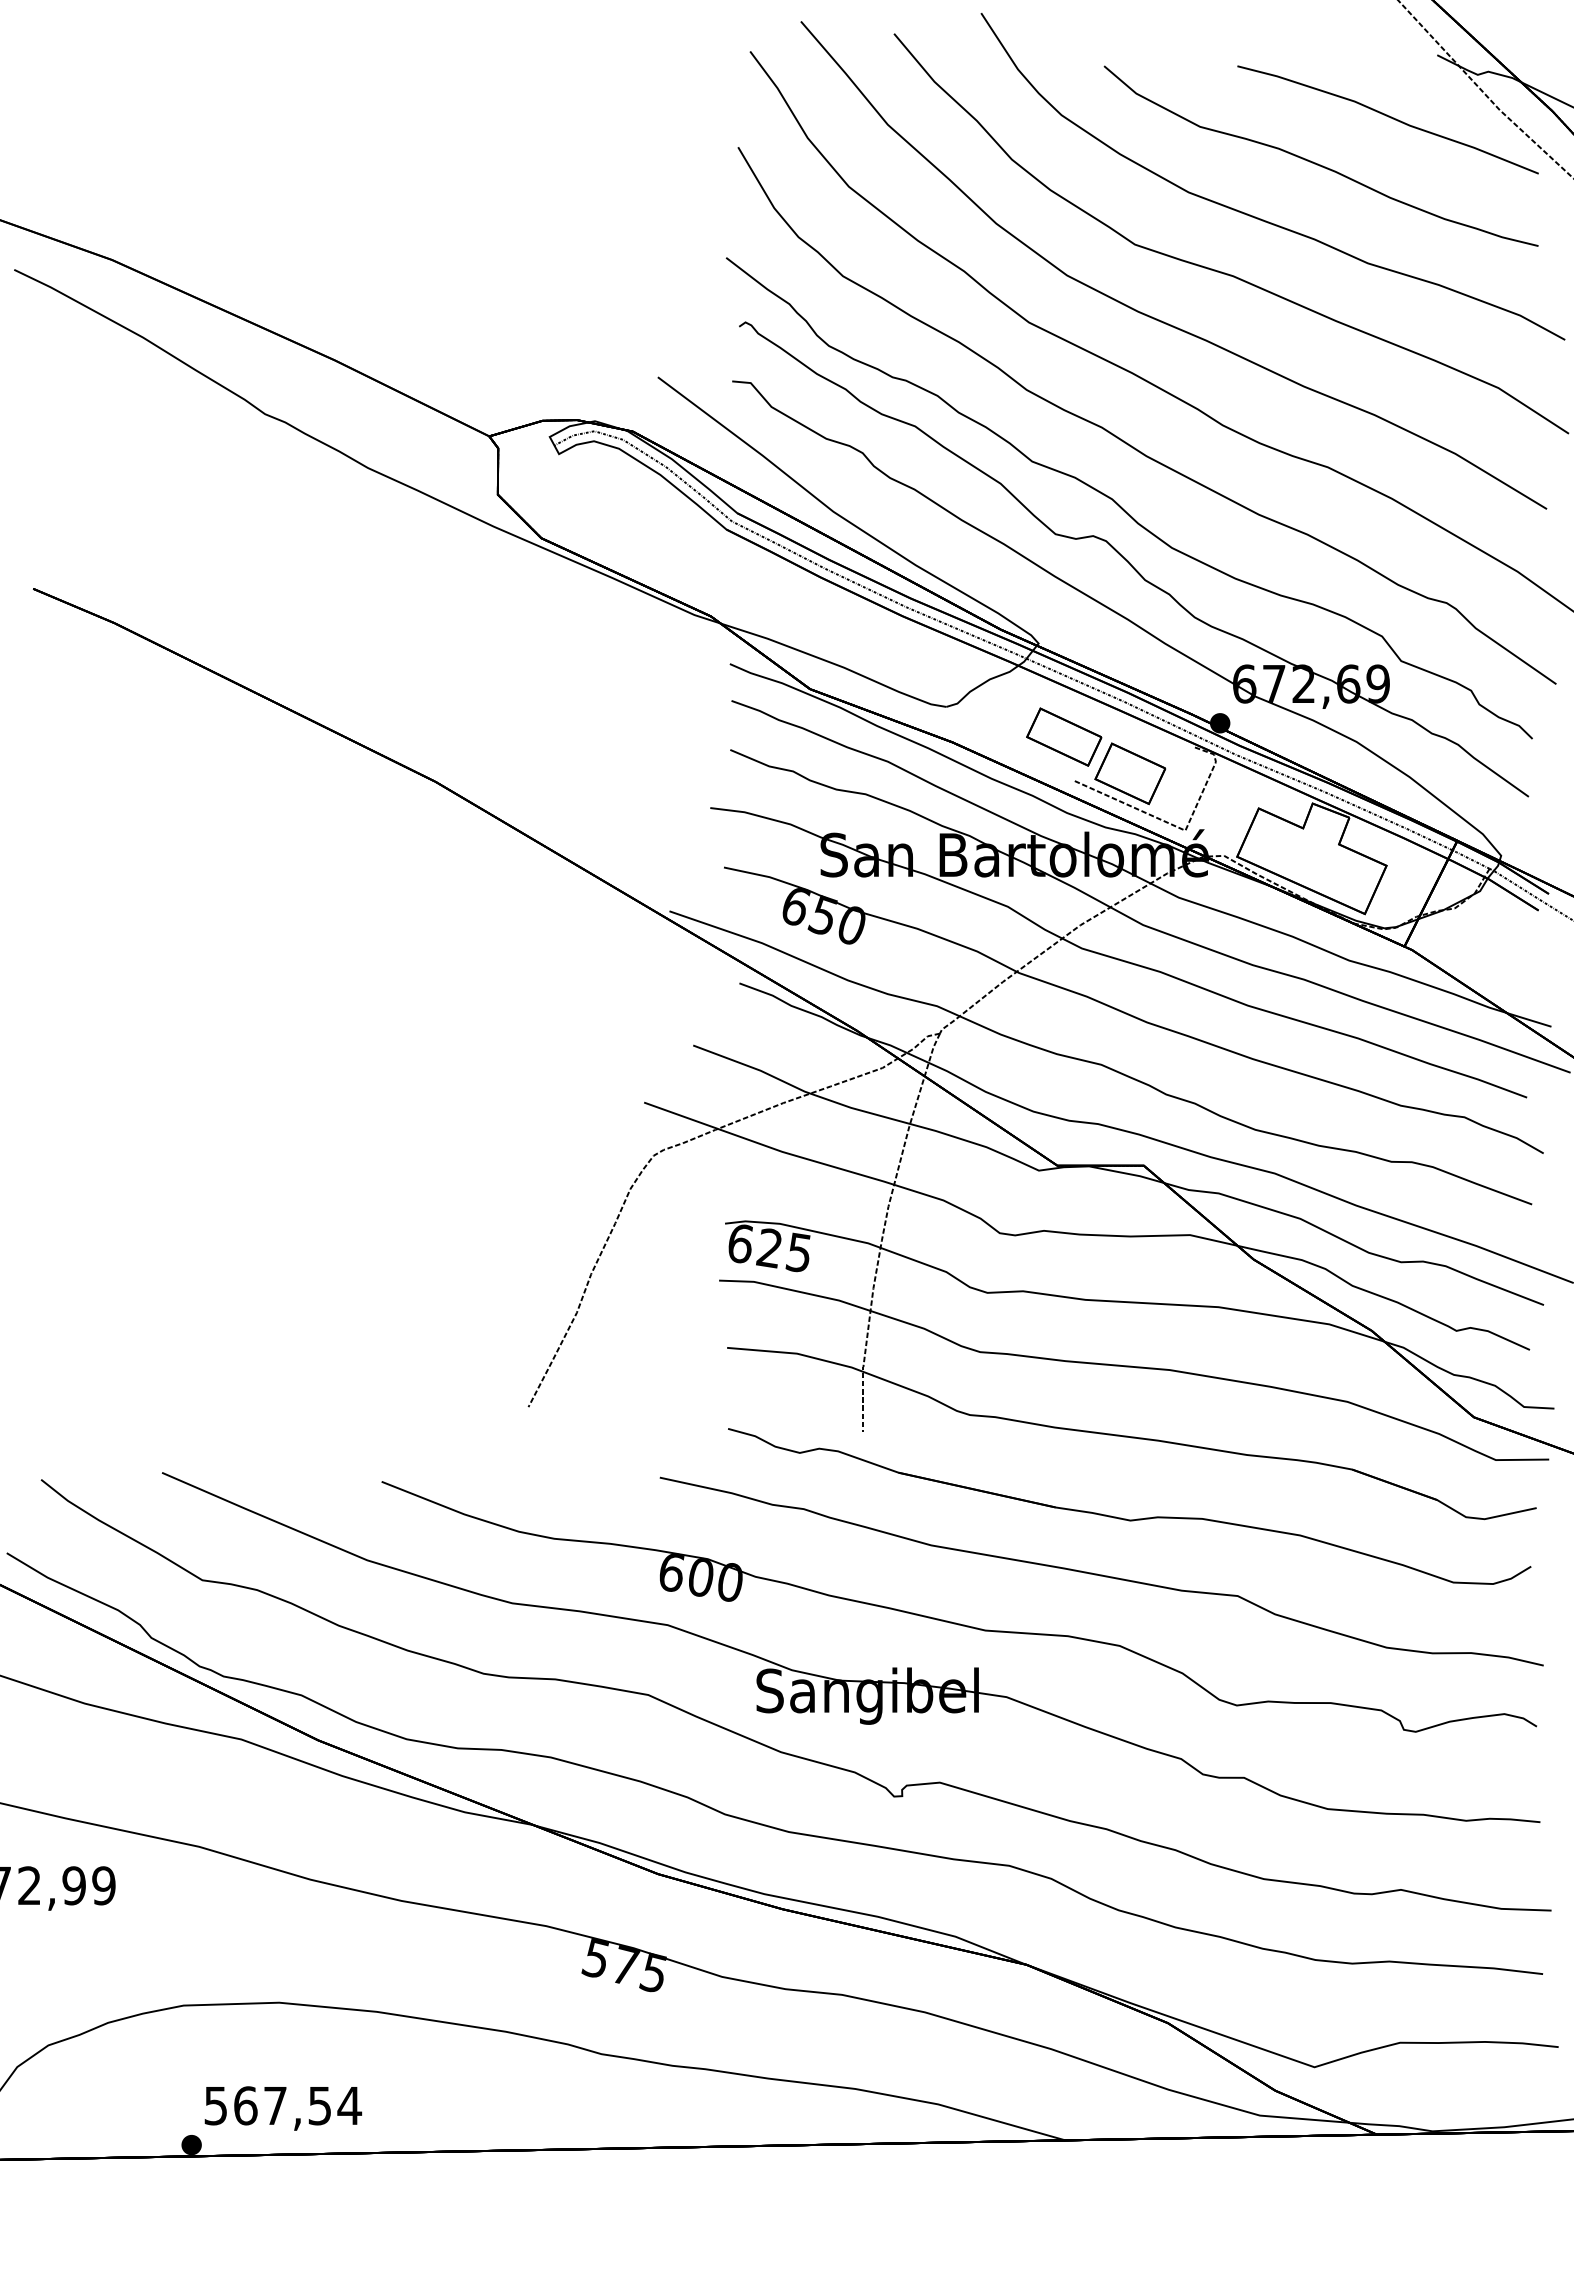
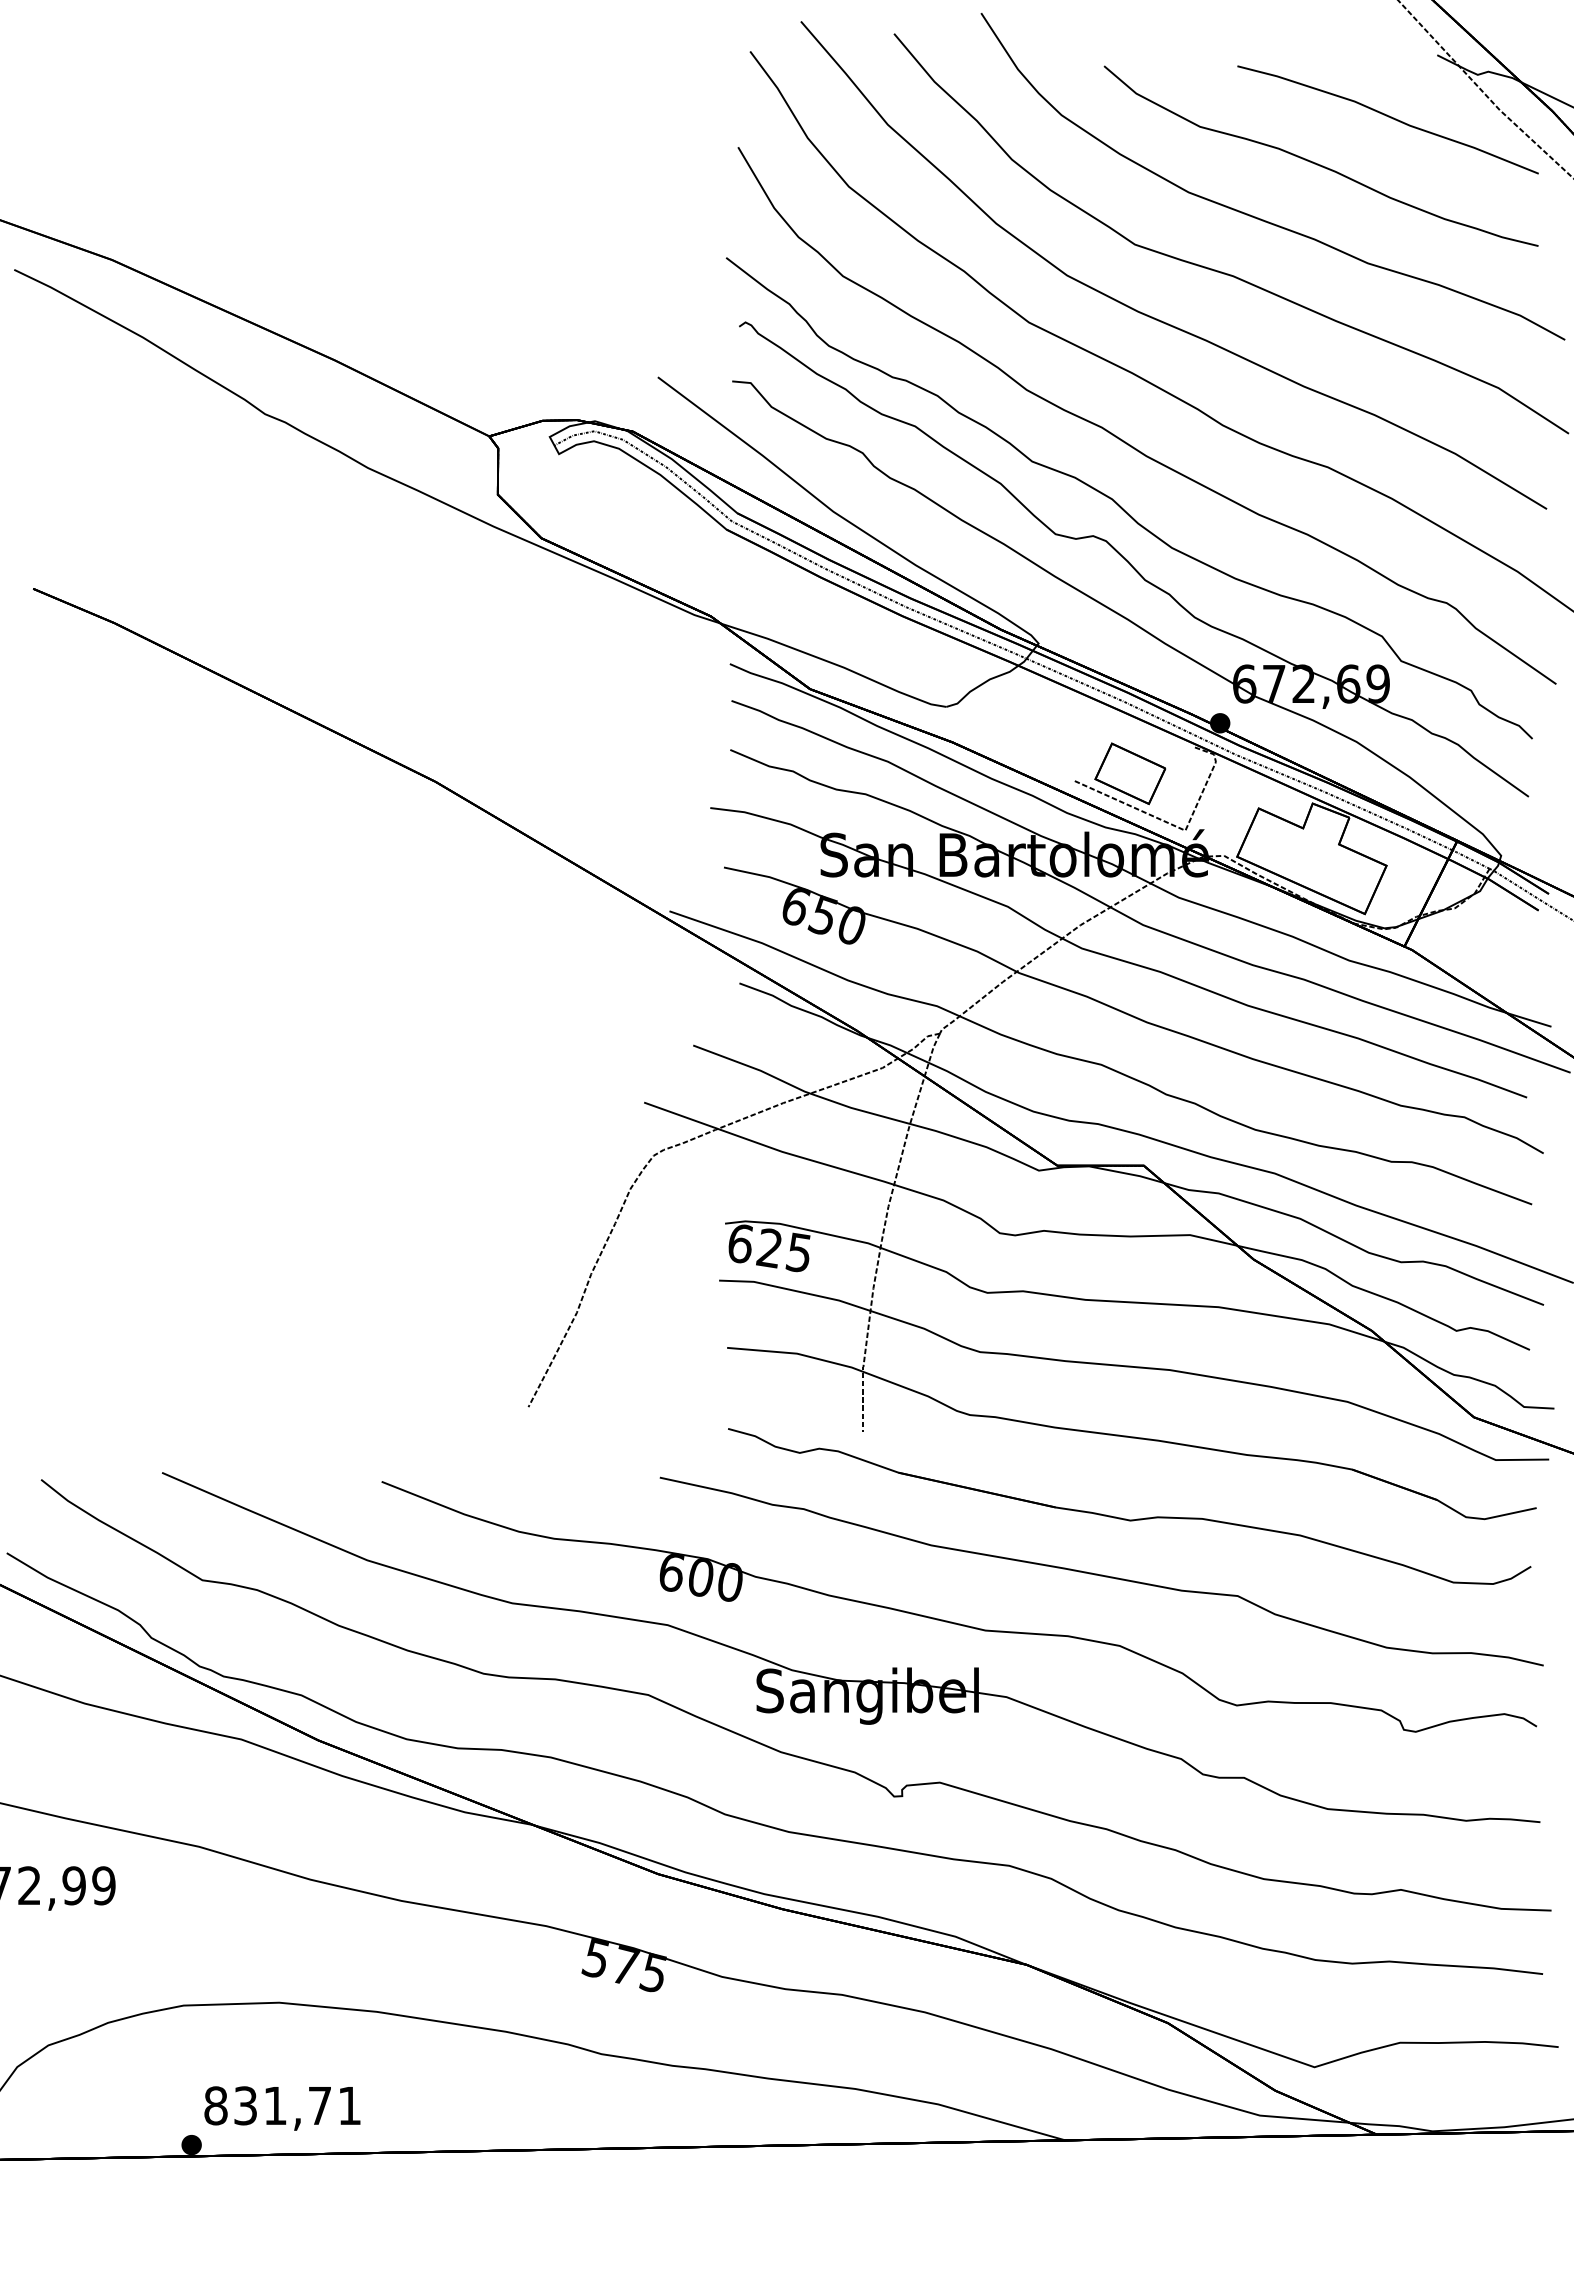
part: present -> none (1064, 736)
text: 567,54 -> 831,71 (283, 2105)
